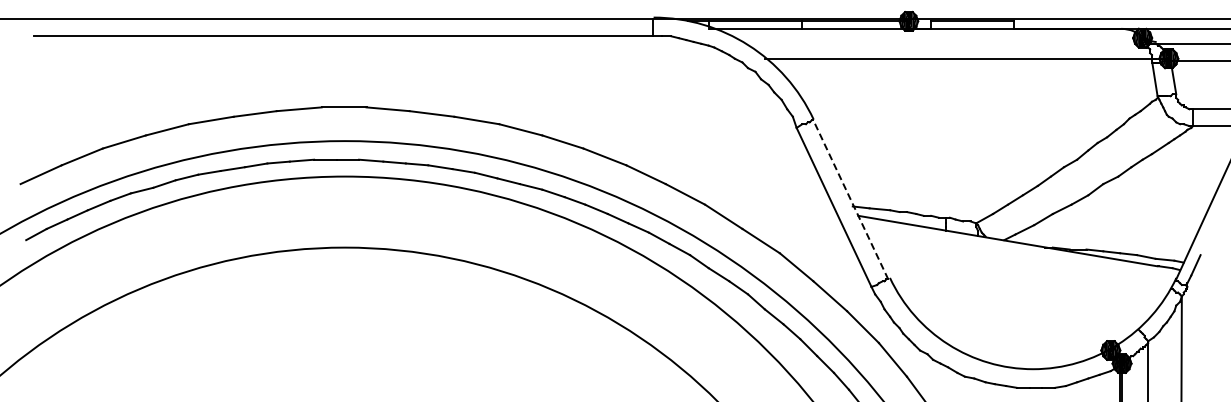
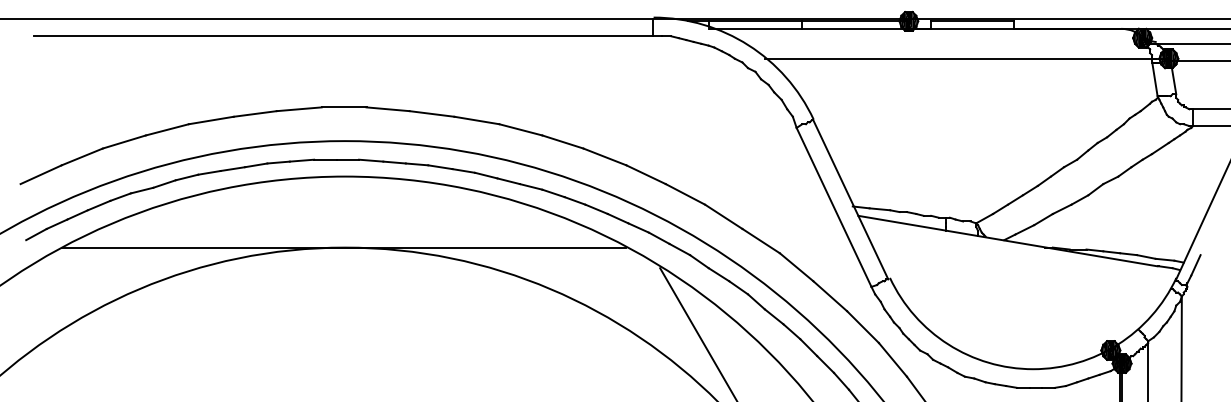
line: dashed -> solid (850, 199)
line: none -> present (343, 247)
line: none -> present (697, 333)
